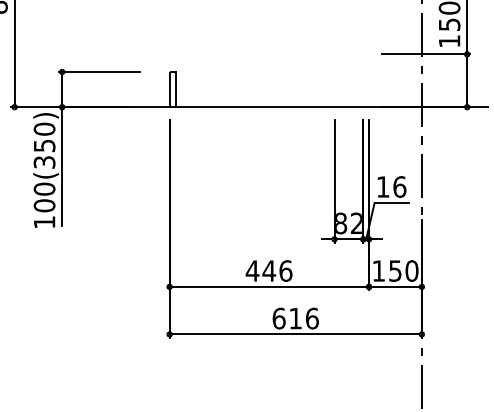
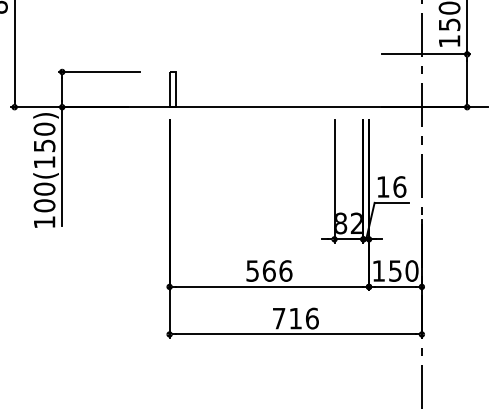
text: 100(350) -> 100(150) (44, 162)
text: 446 -> 566 (260, 270)
text: 616 -> 716 (278, 318)
